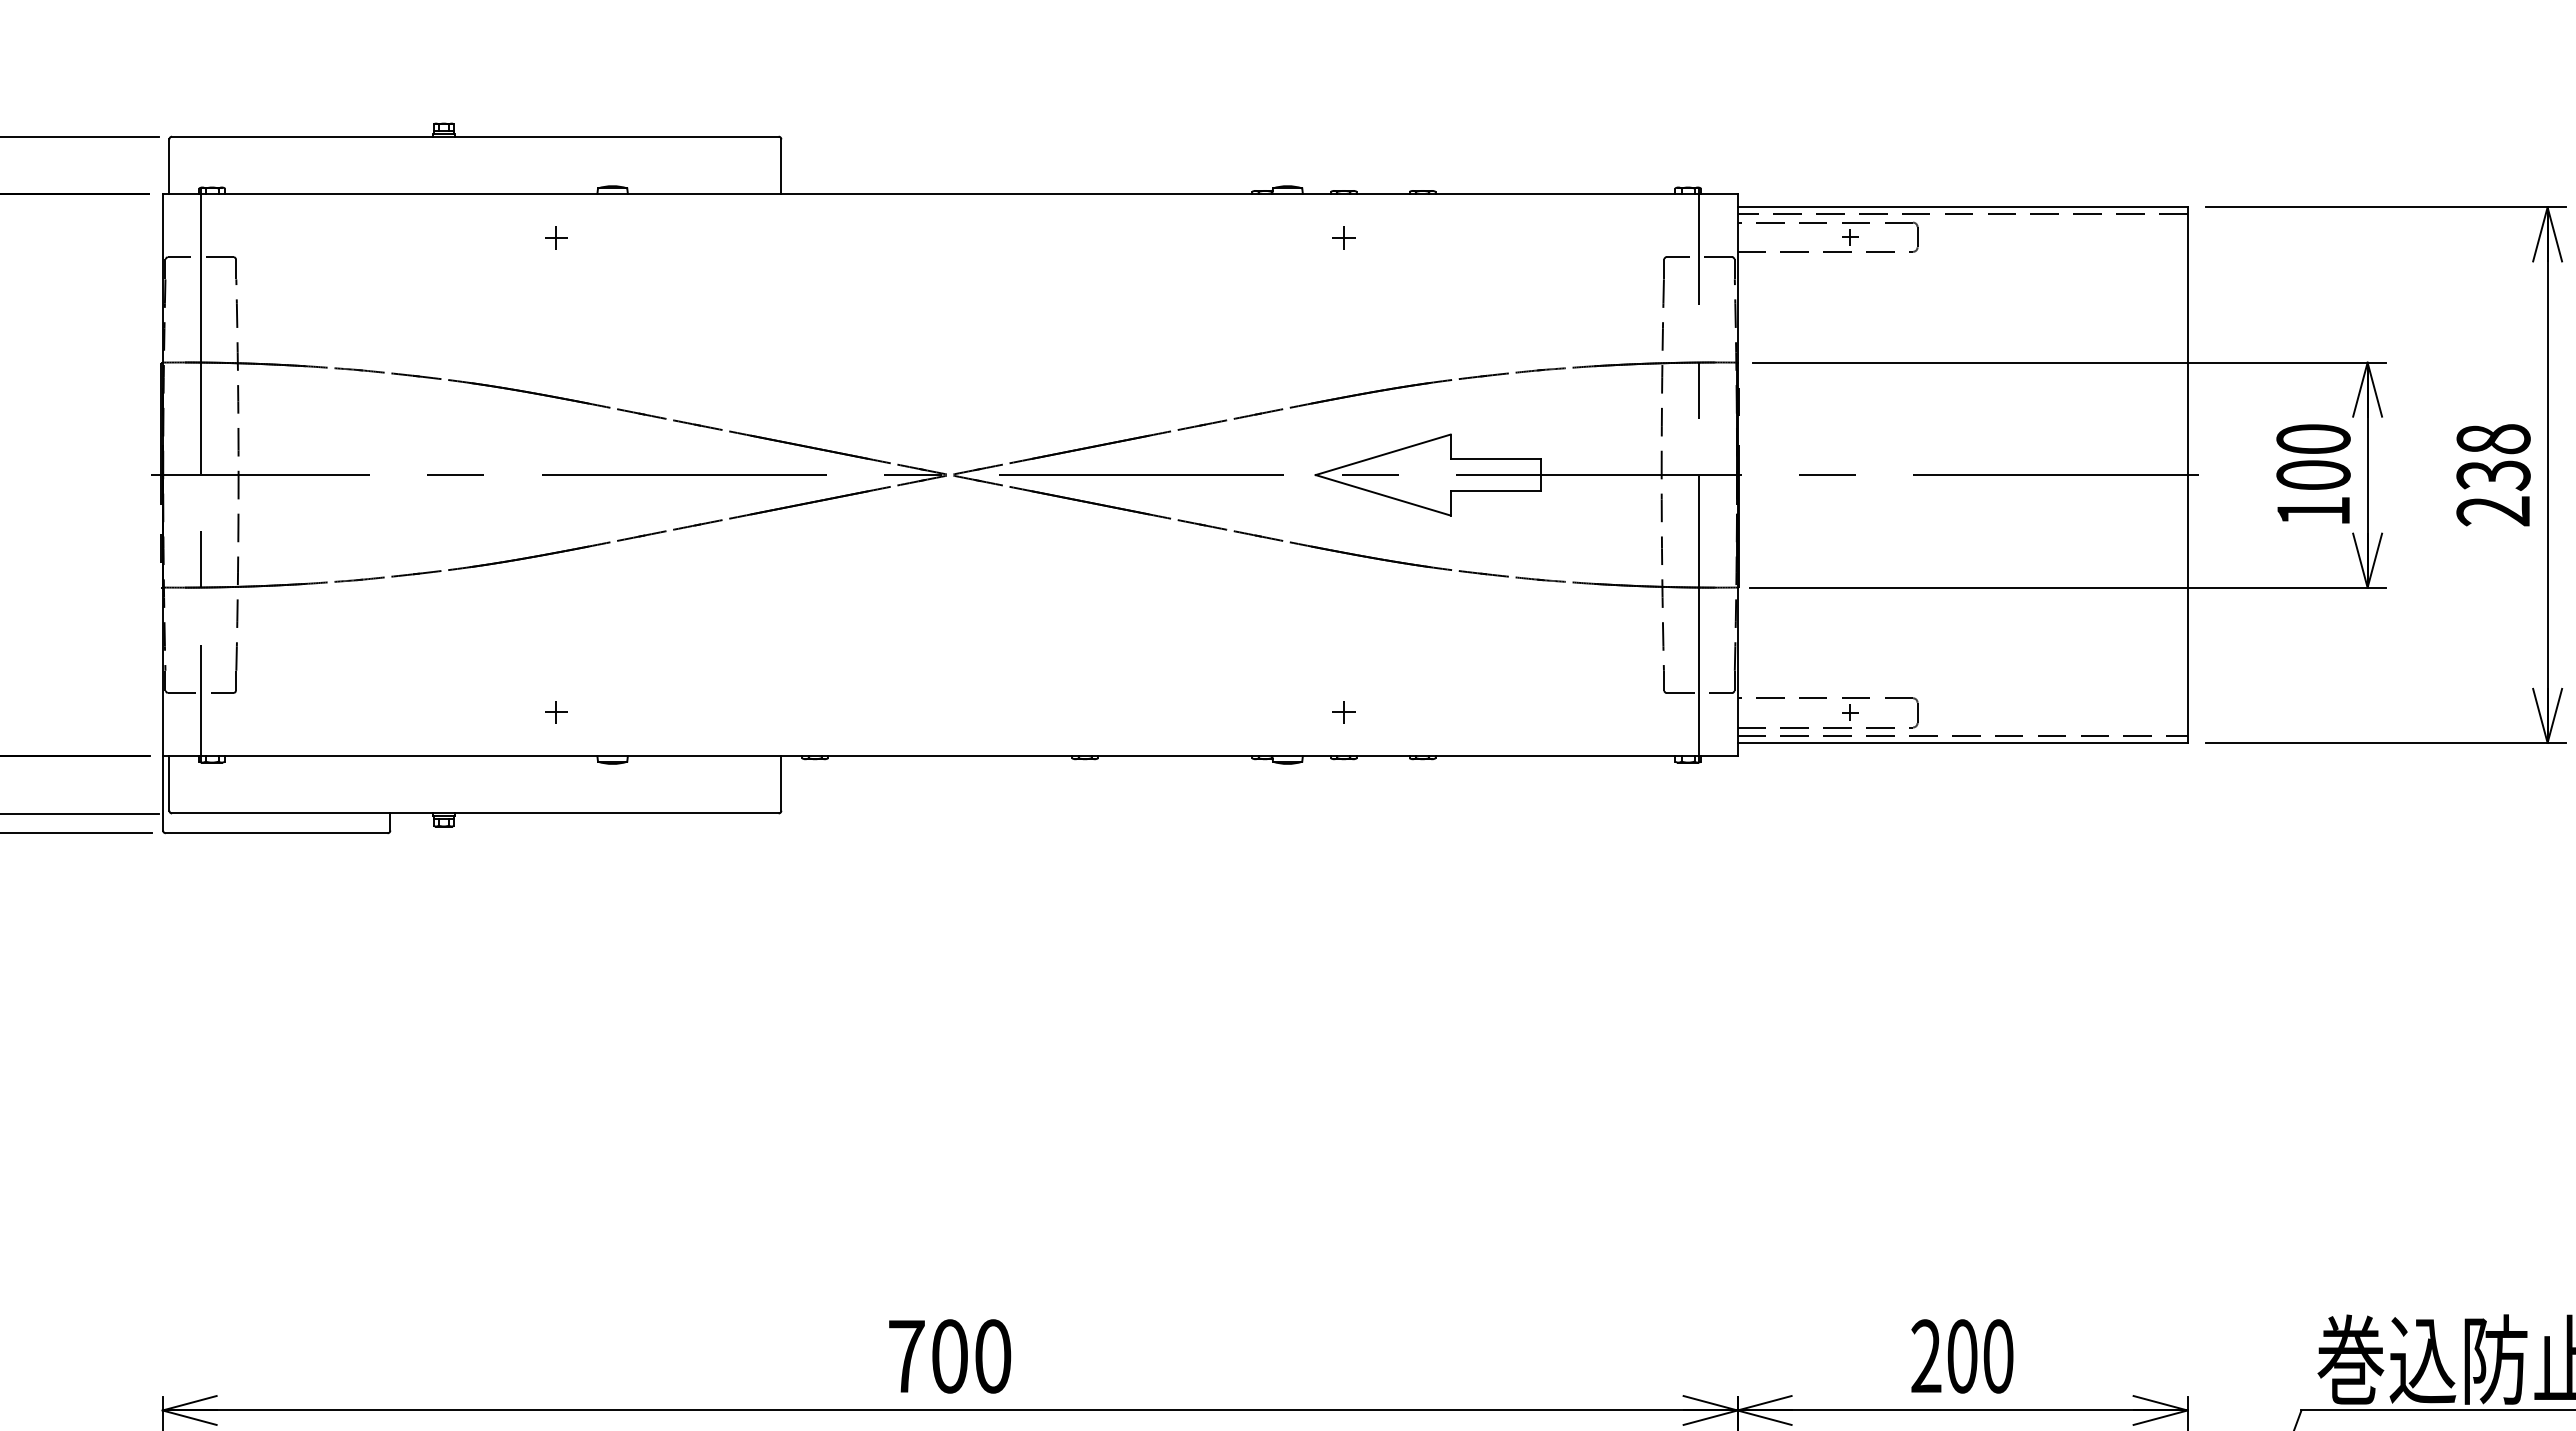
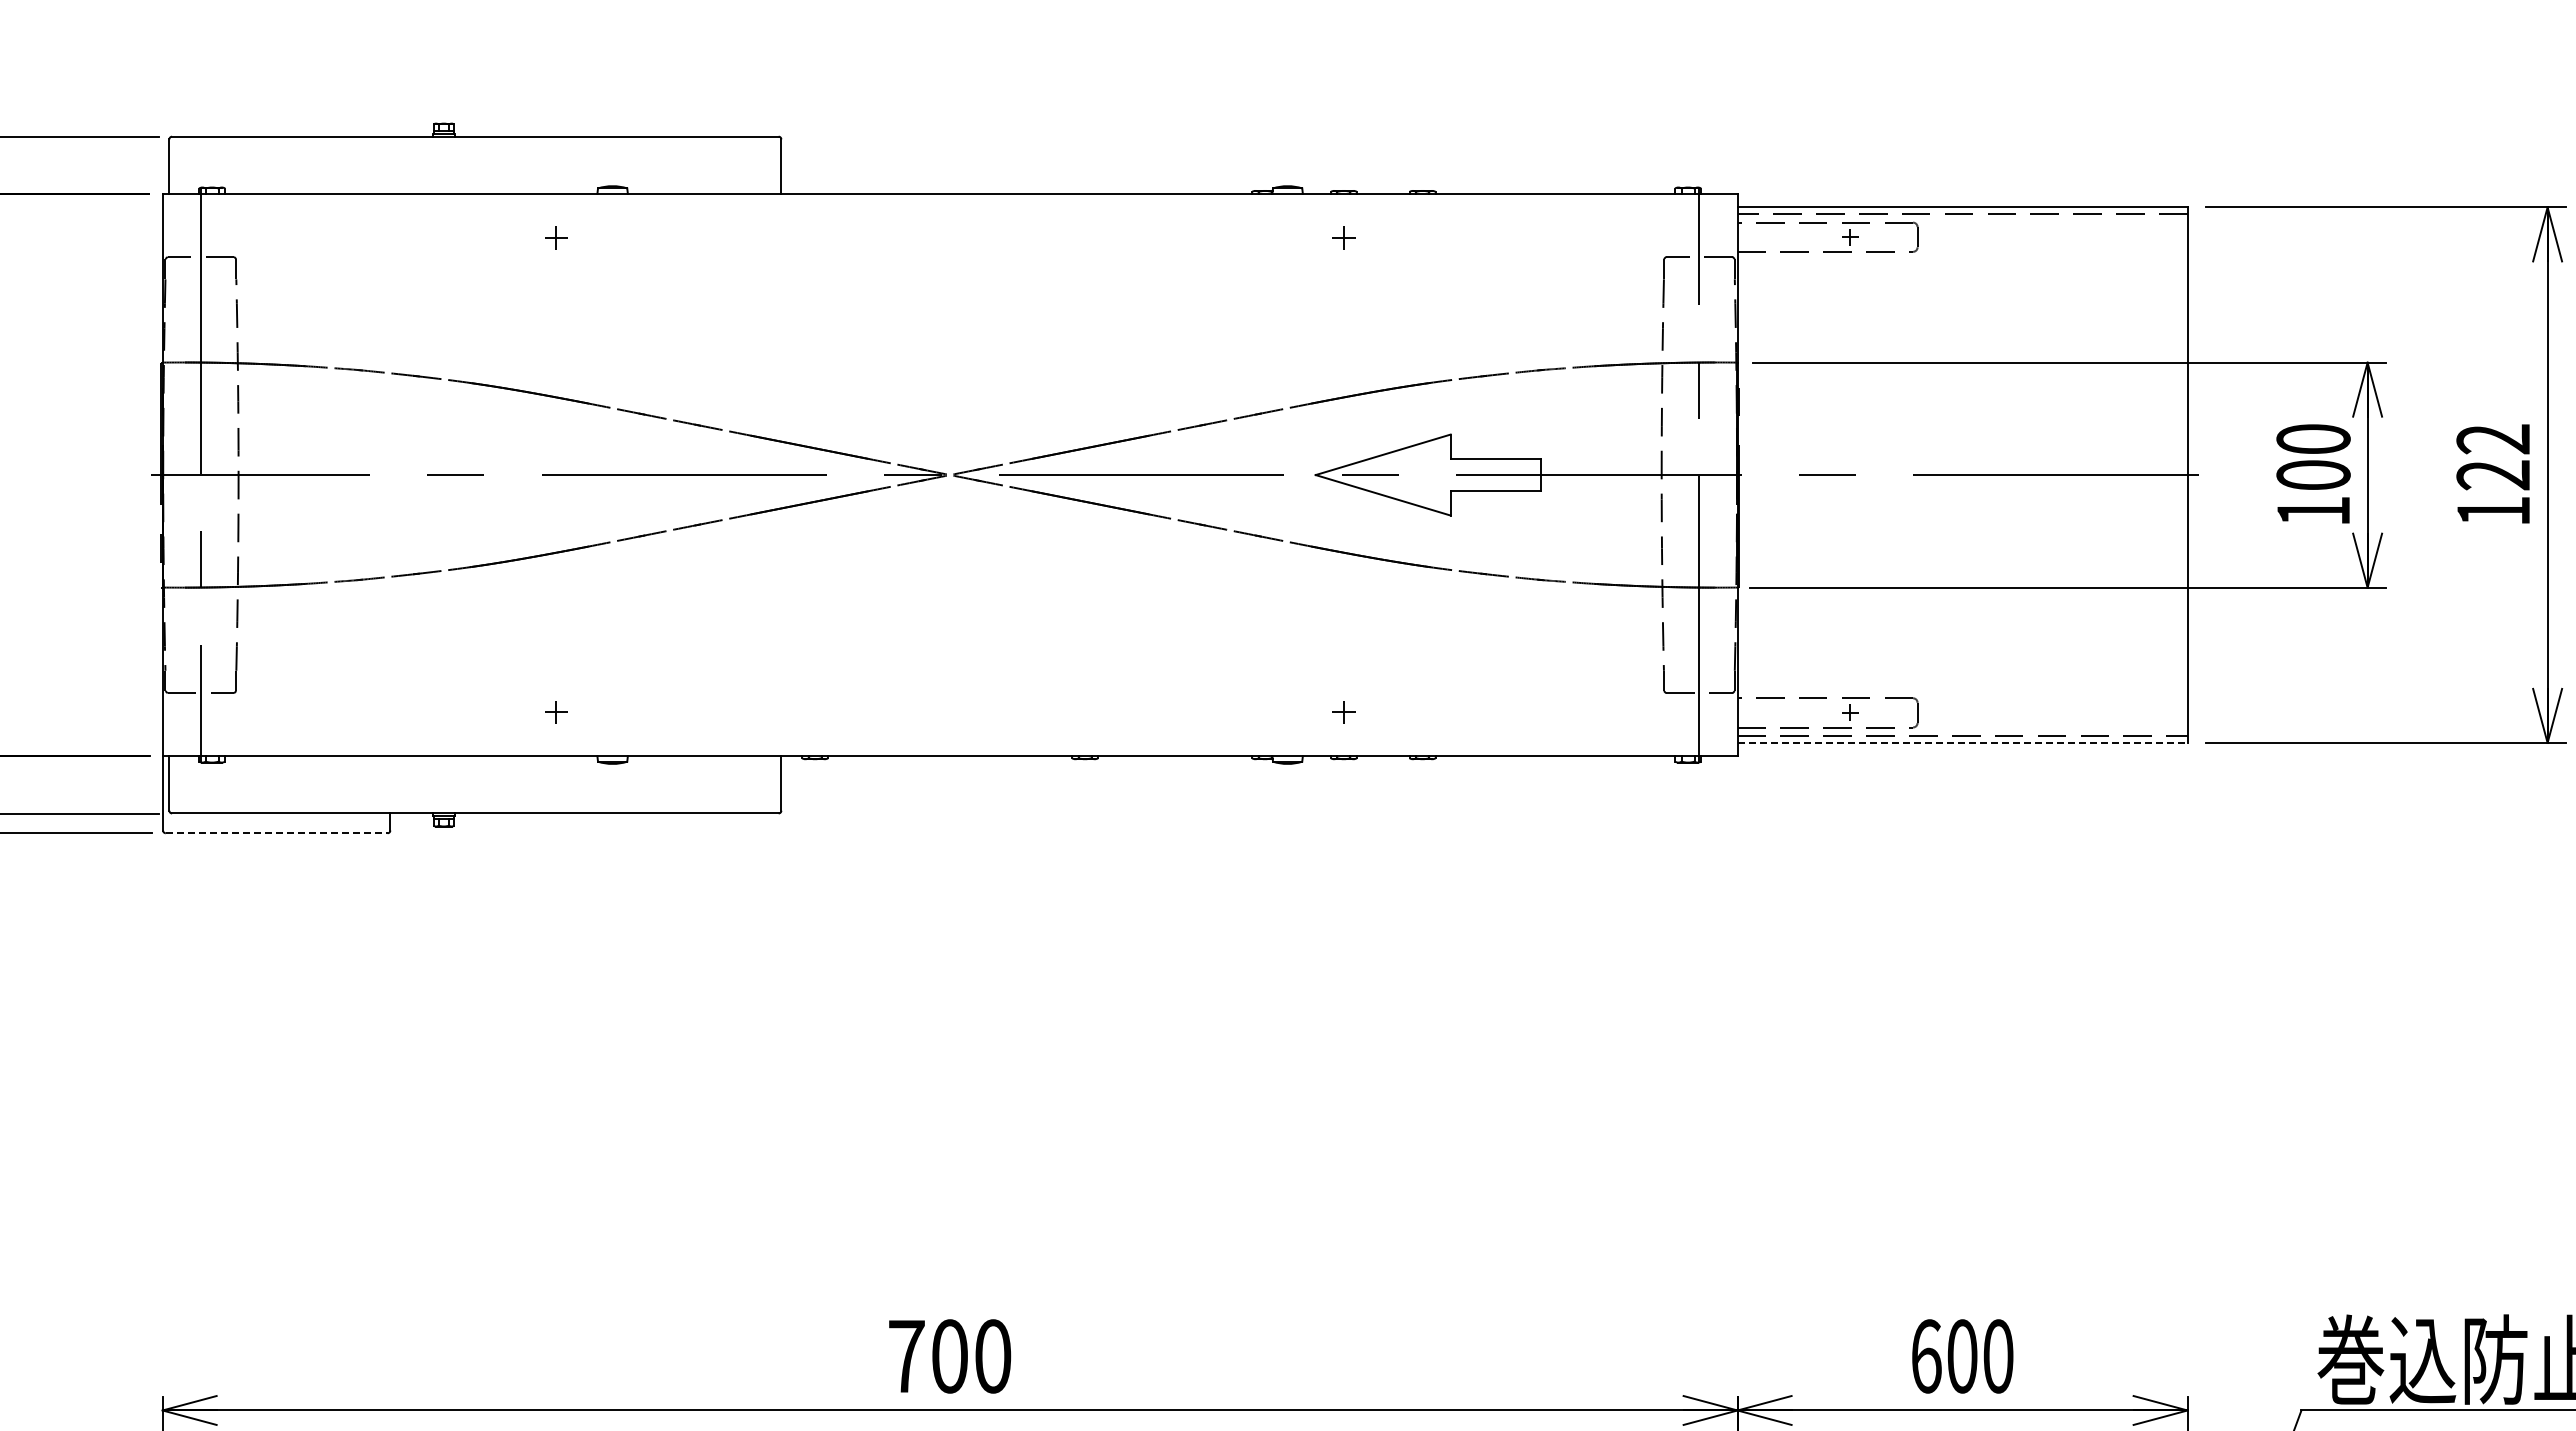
text: 238 -> 122 (2493, 475)
line: solid -> dashed (1962, 742)
line: solid -> dashed (276, 833)
text: 200 -> 600 (1926, 1356)
